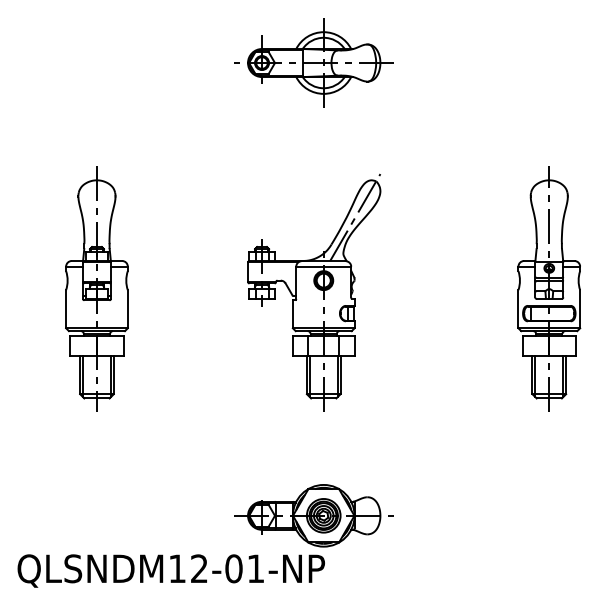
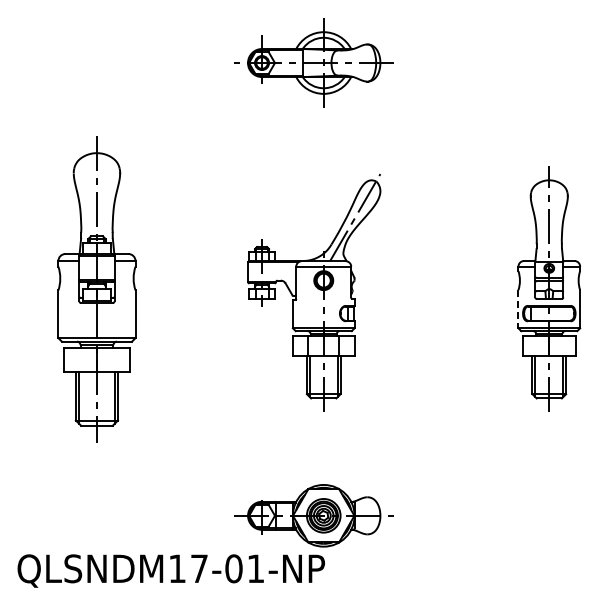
part size: 64x246 px -> 80x307 px (96, 289)
line: solid -> dashed (518, 309)
text: QLSNDM12-01-NP -> QLSNDM17-01-NP (199, 568)
